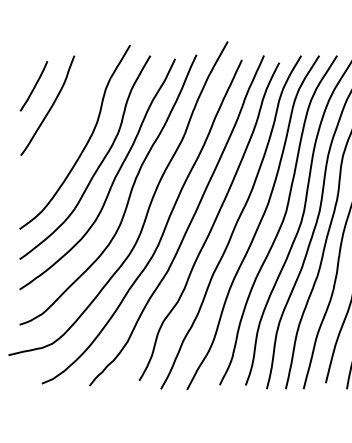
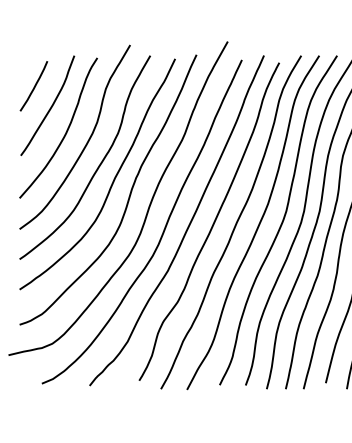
curve: none -> present (66, 129)
